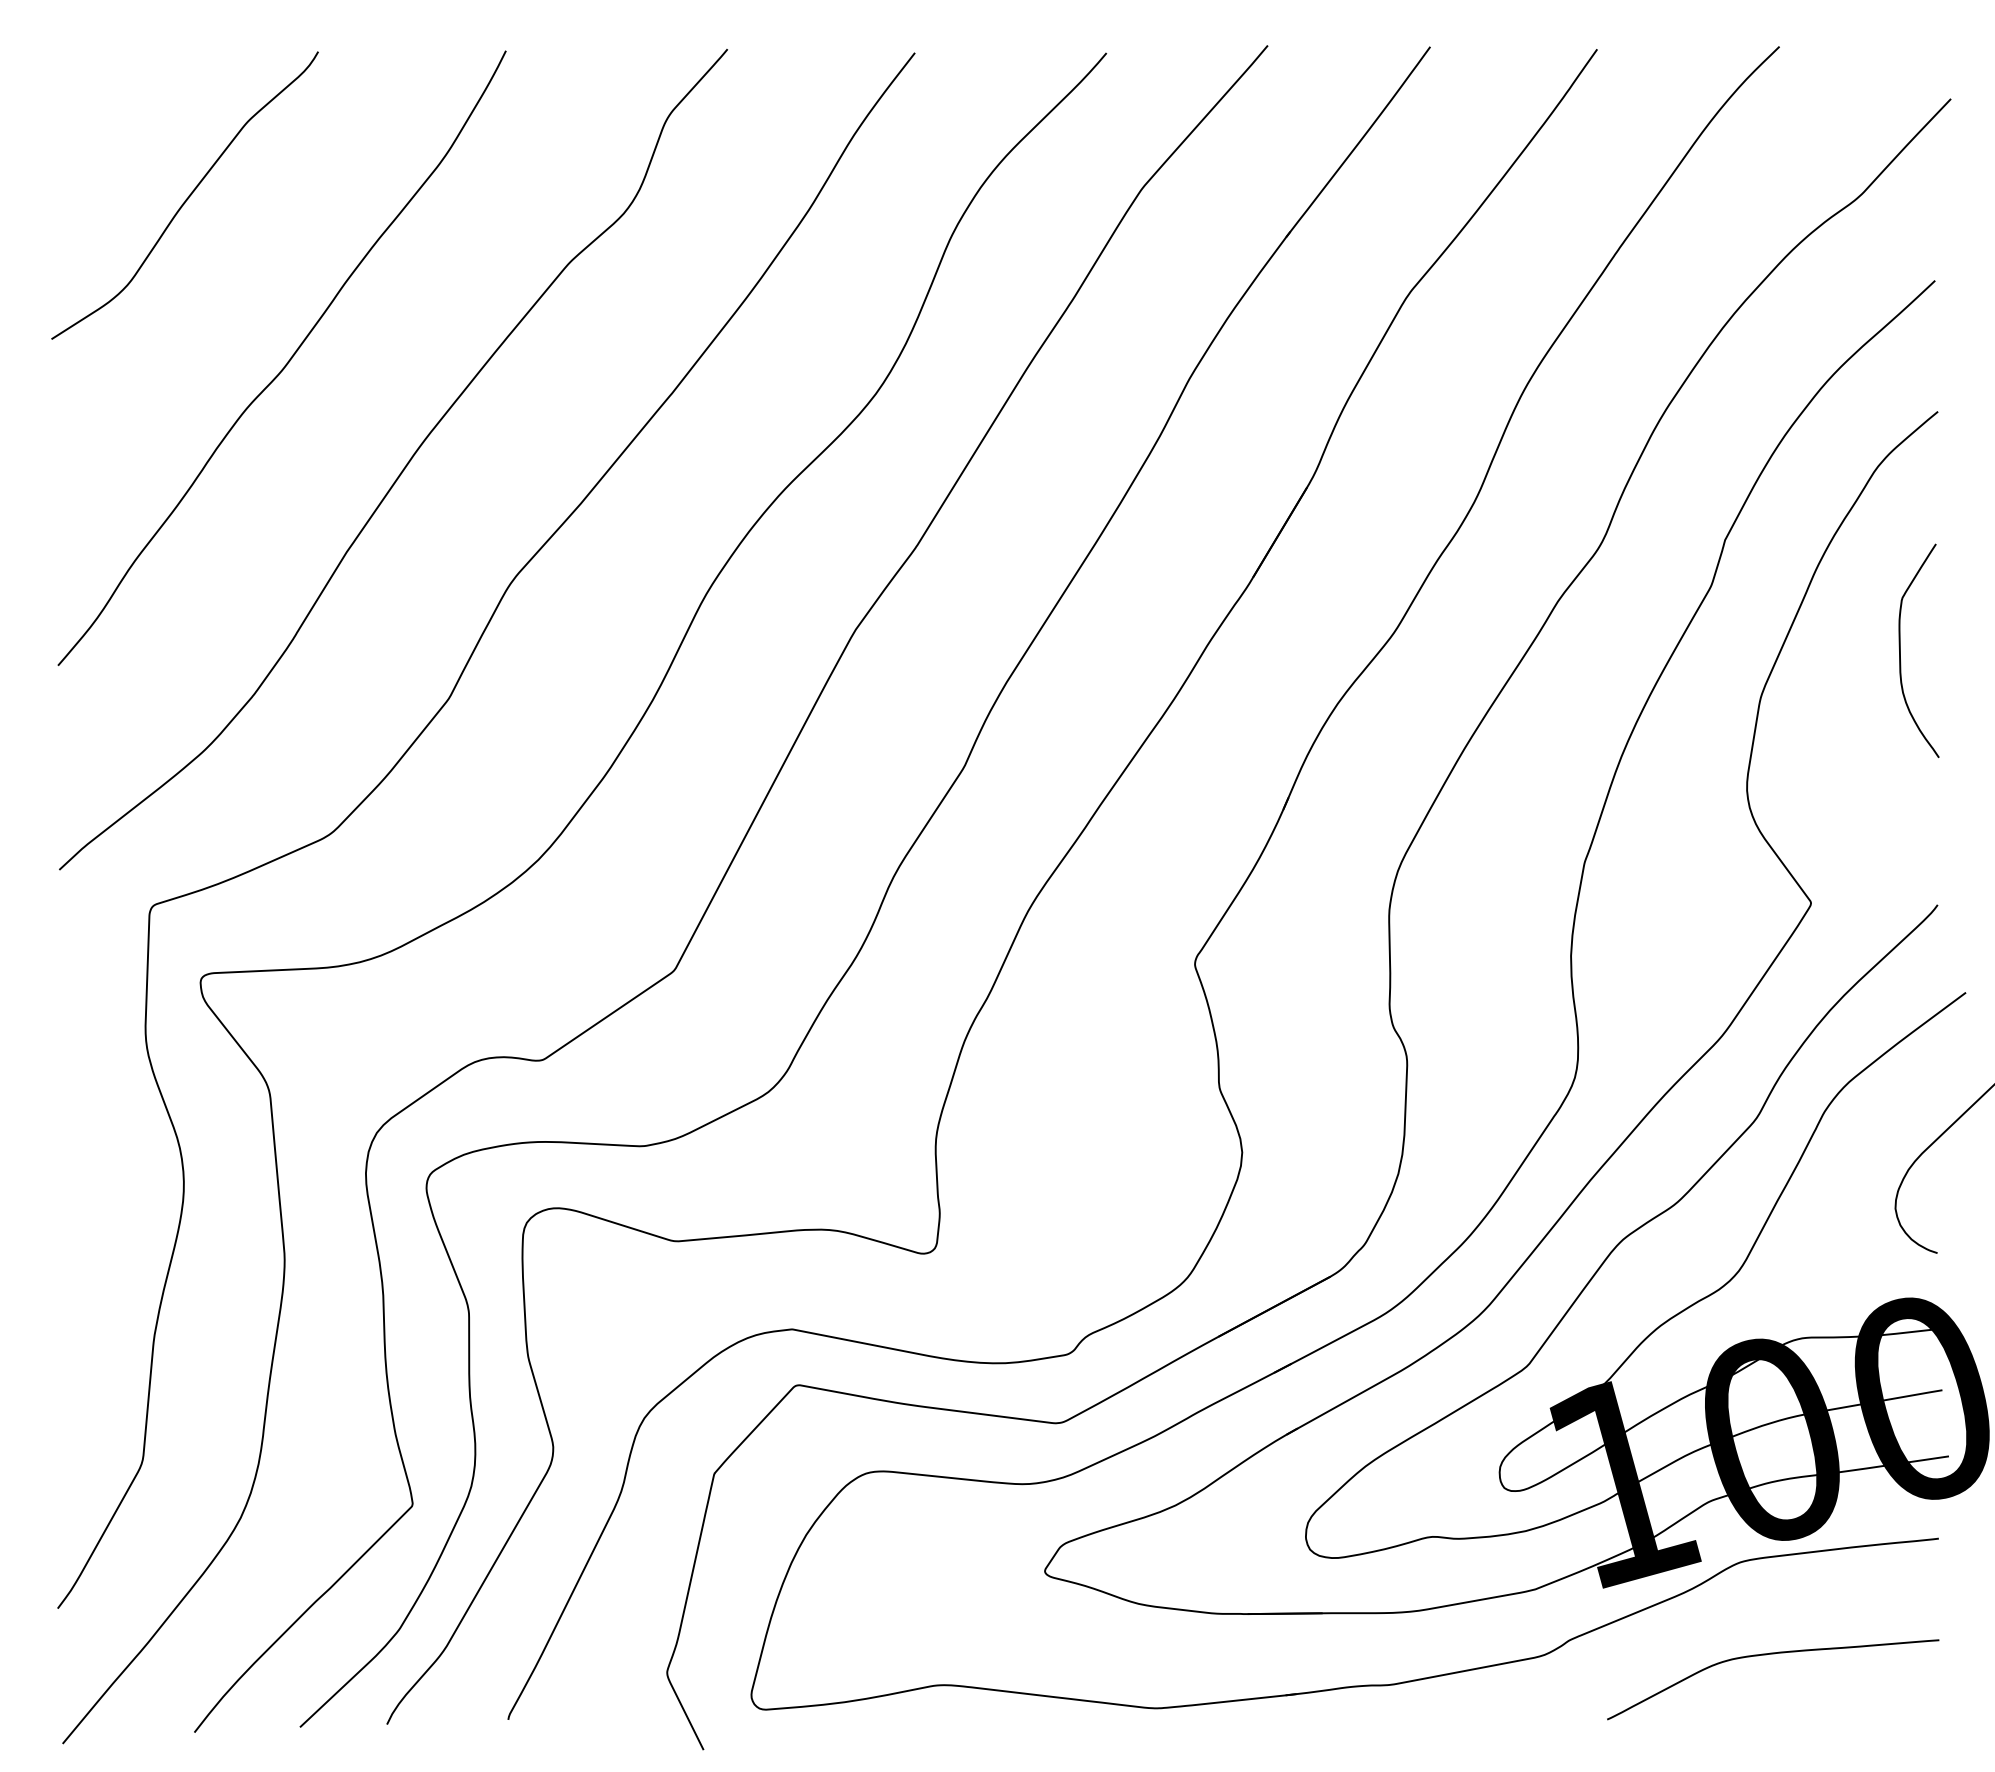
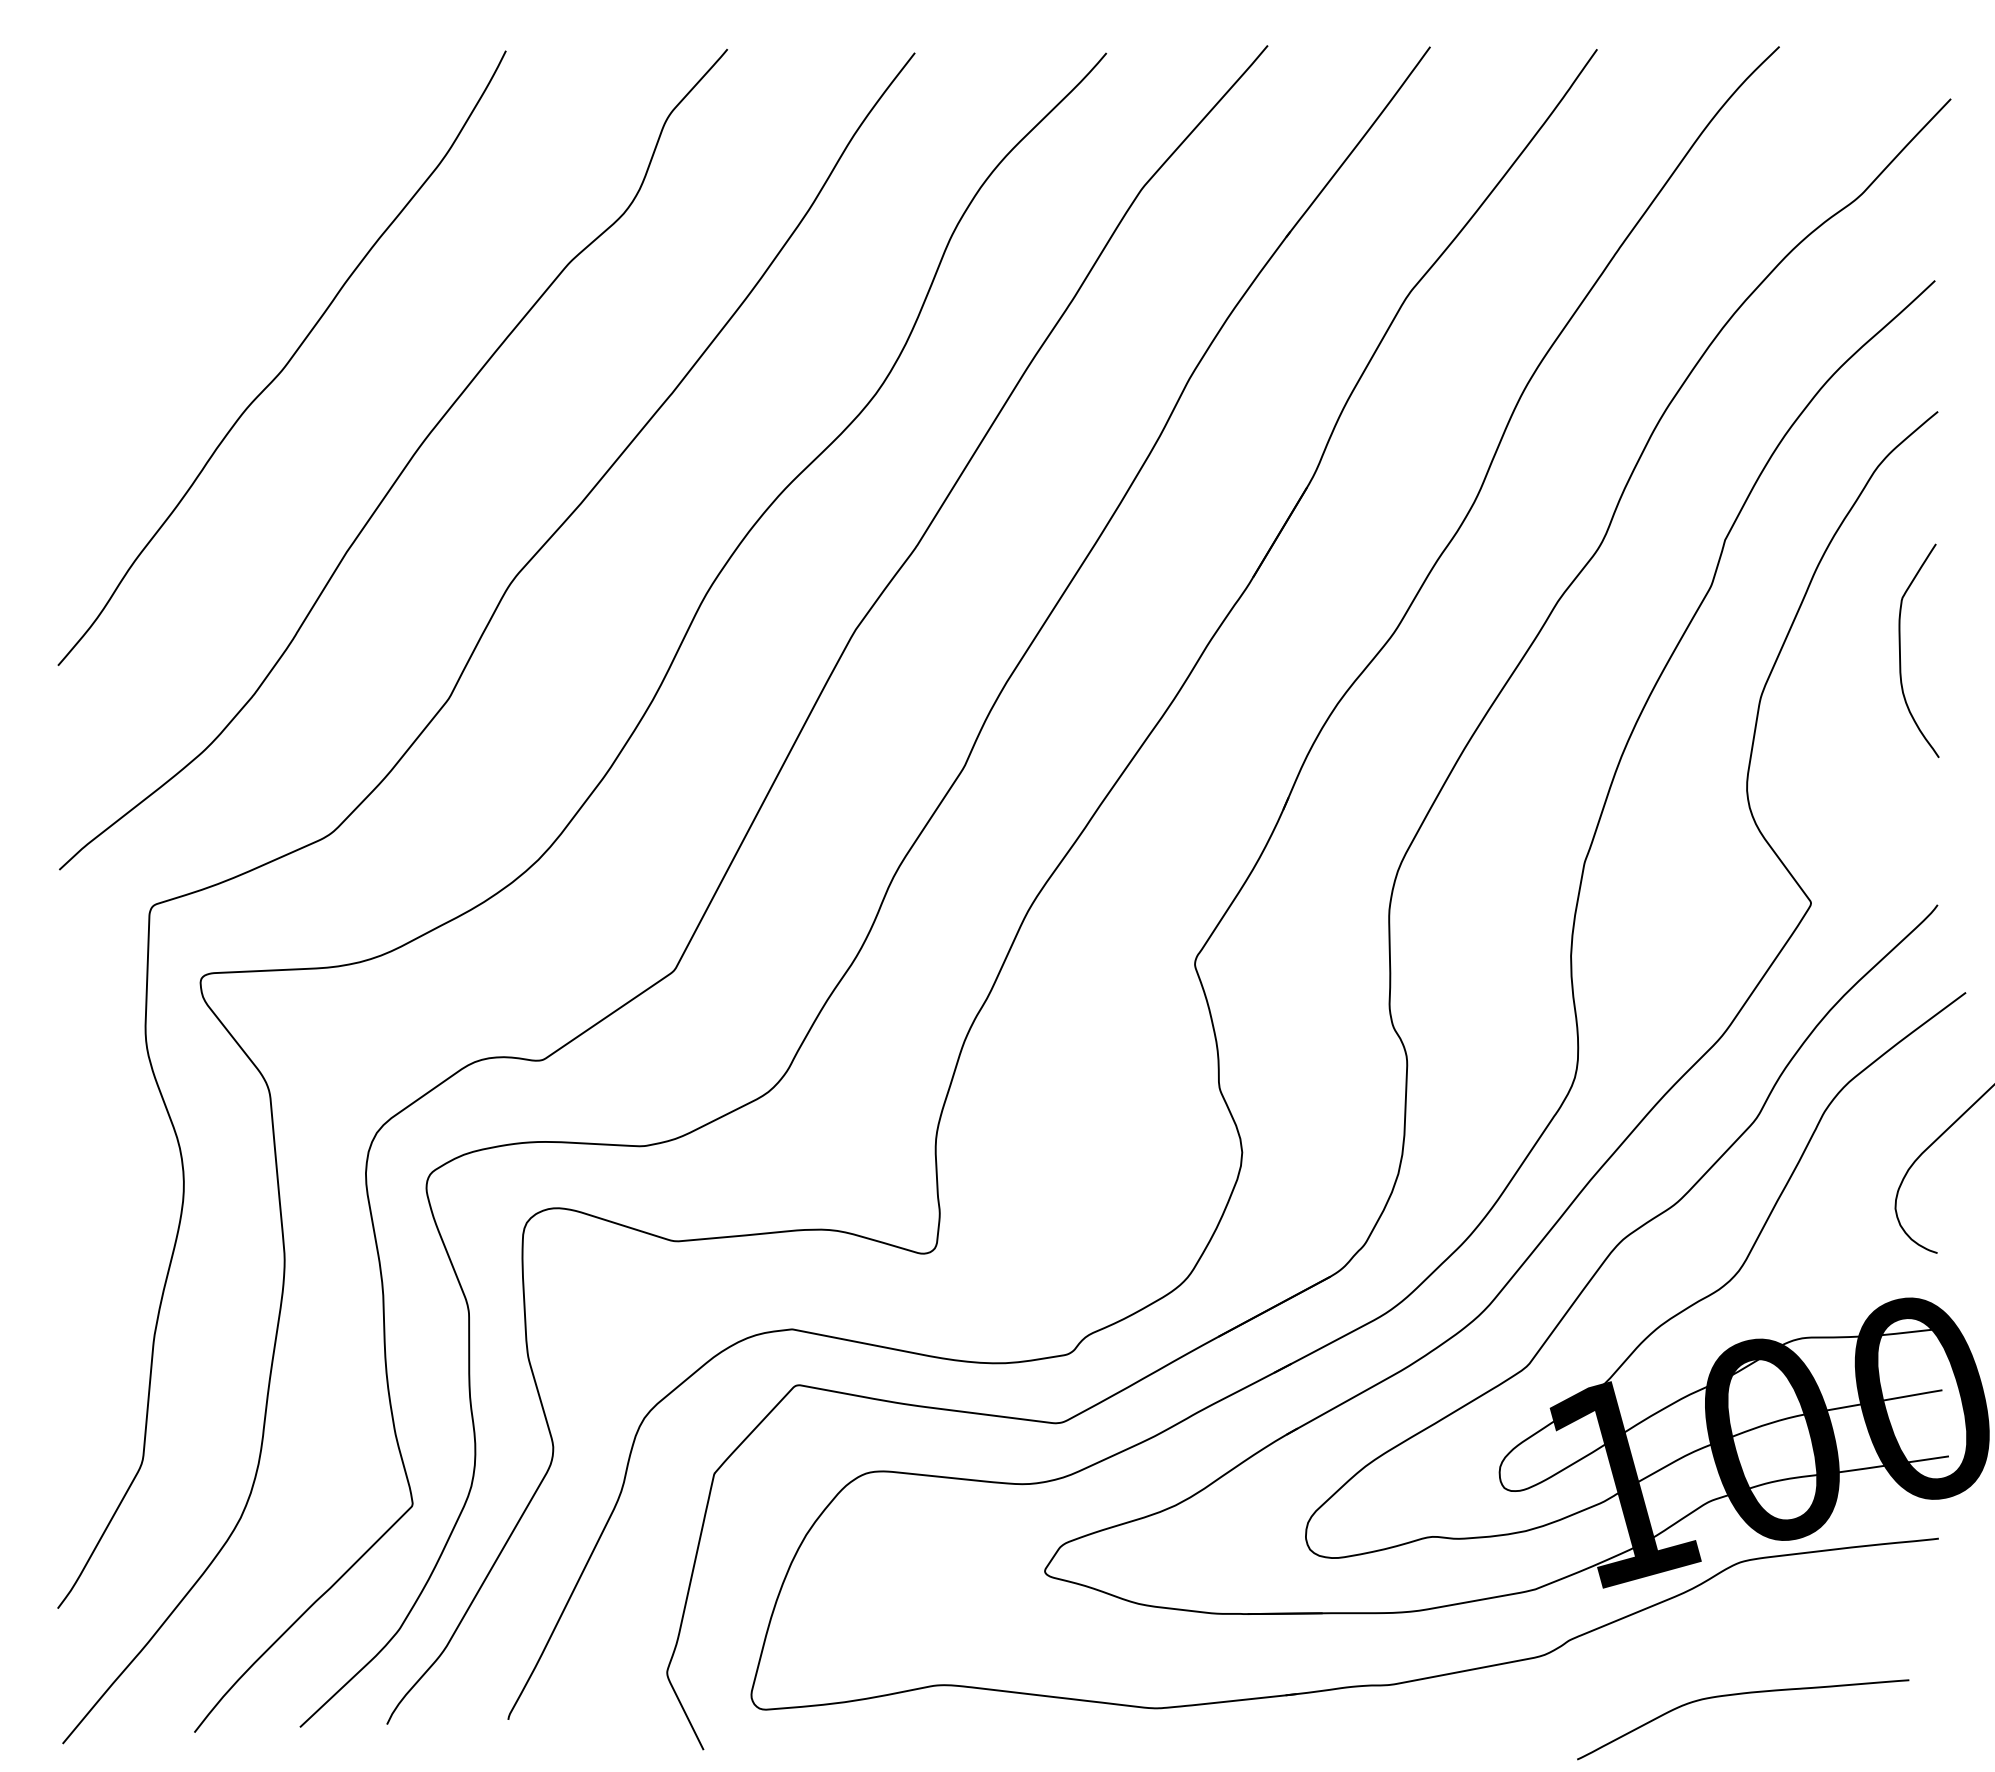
curve: present -> none (187, 197)
curve position: (1773, 1654) -> (1743, 1694) (1743, 1694)
